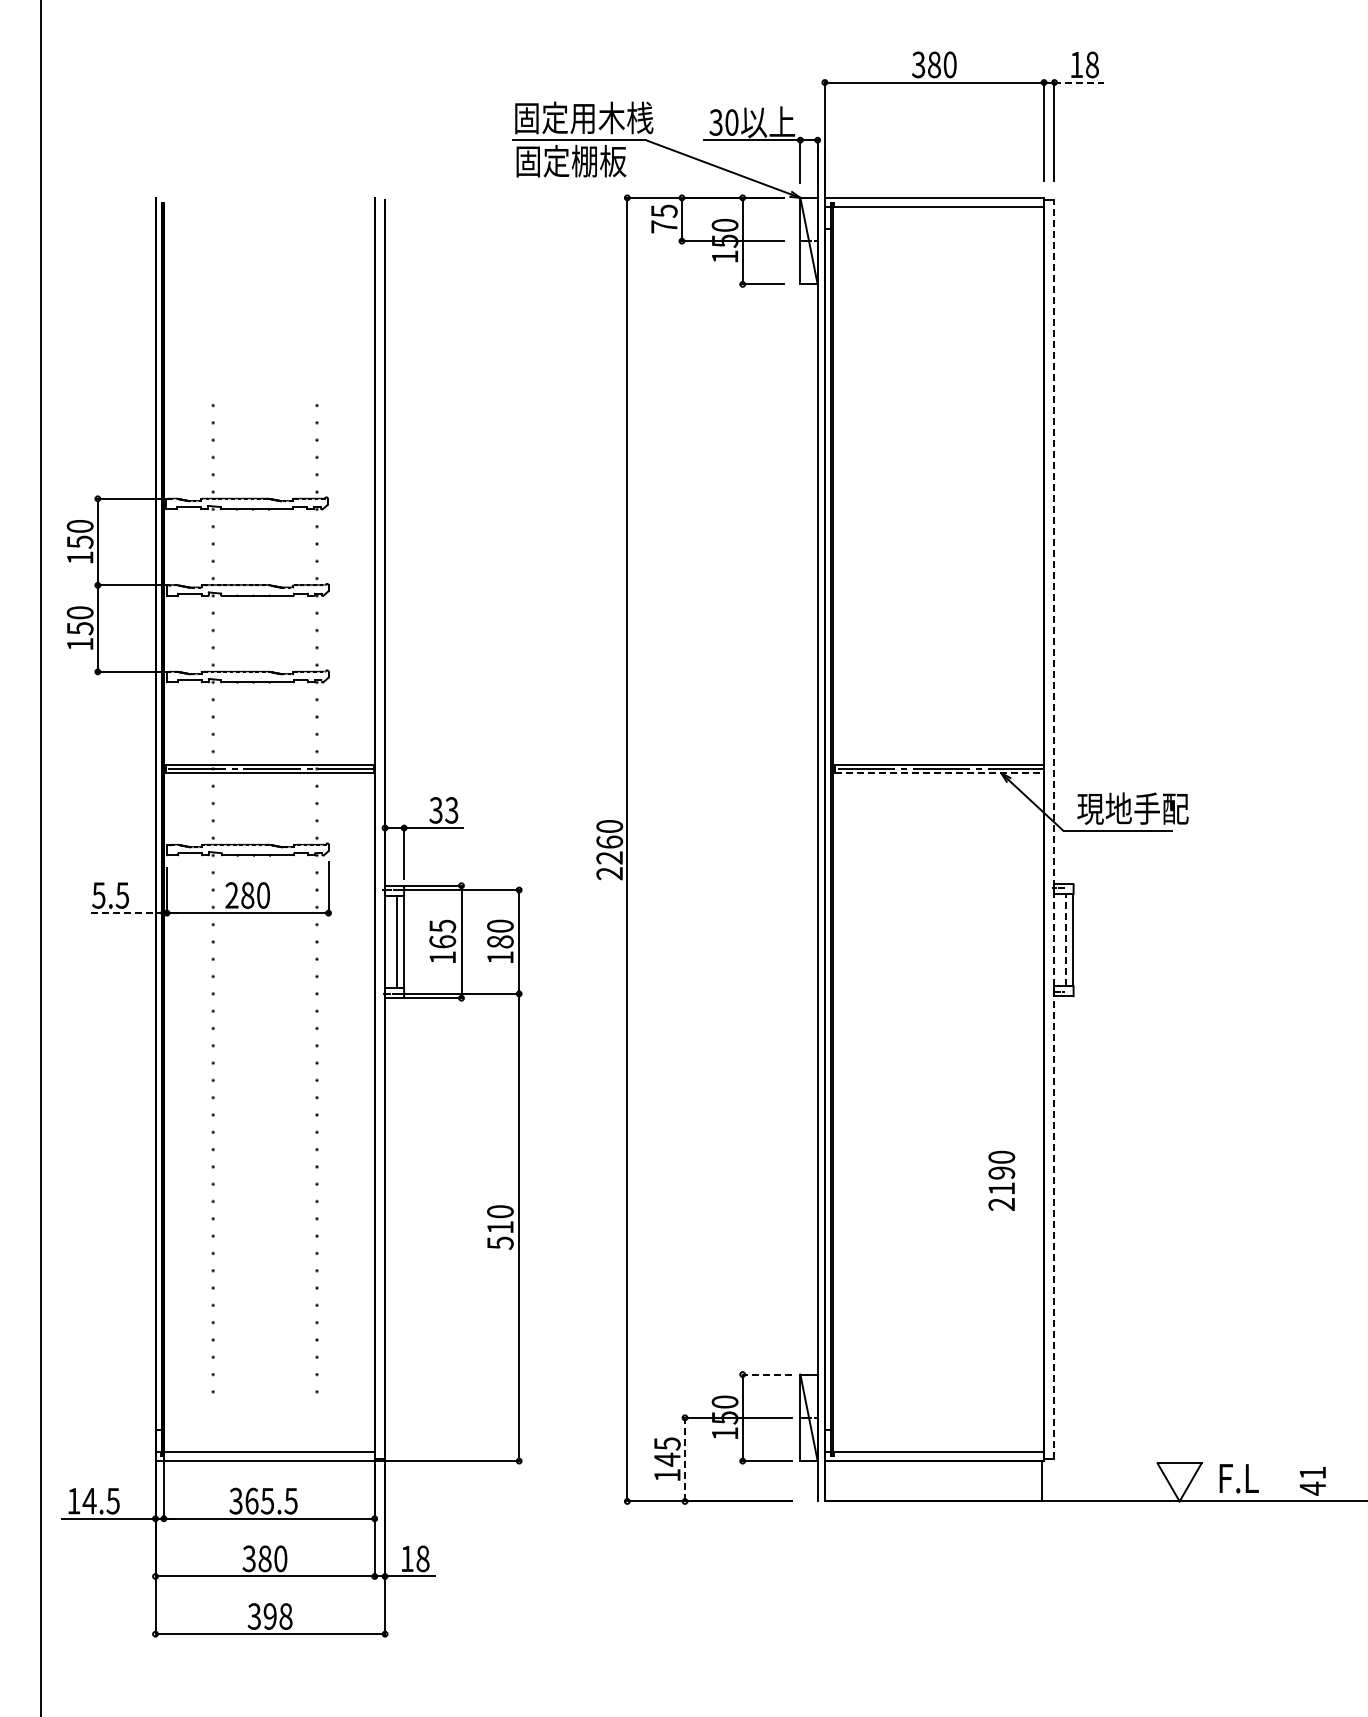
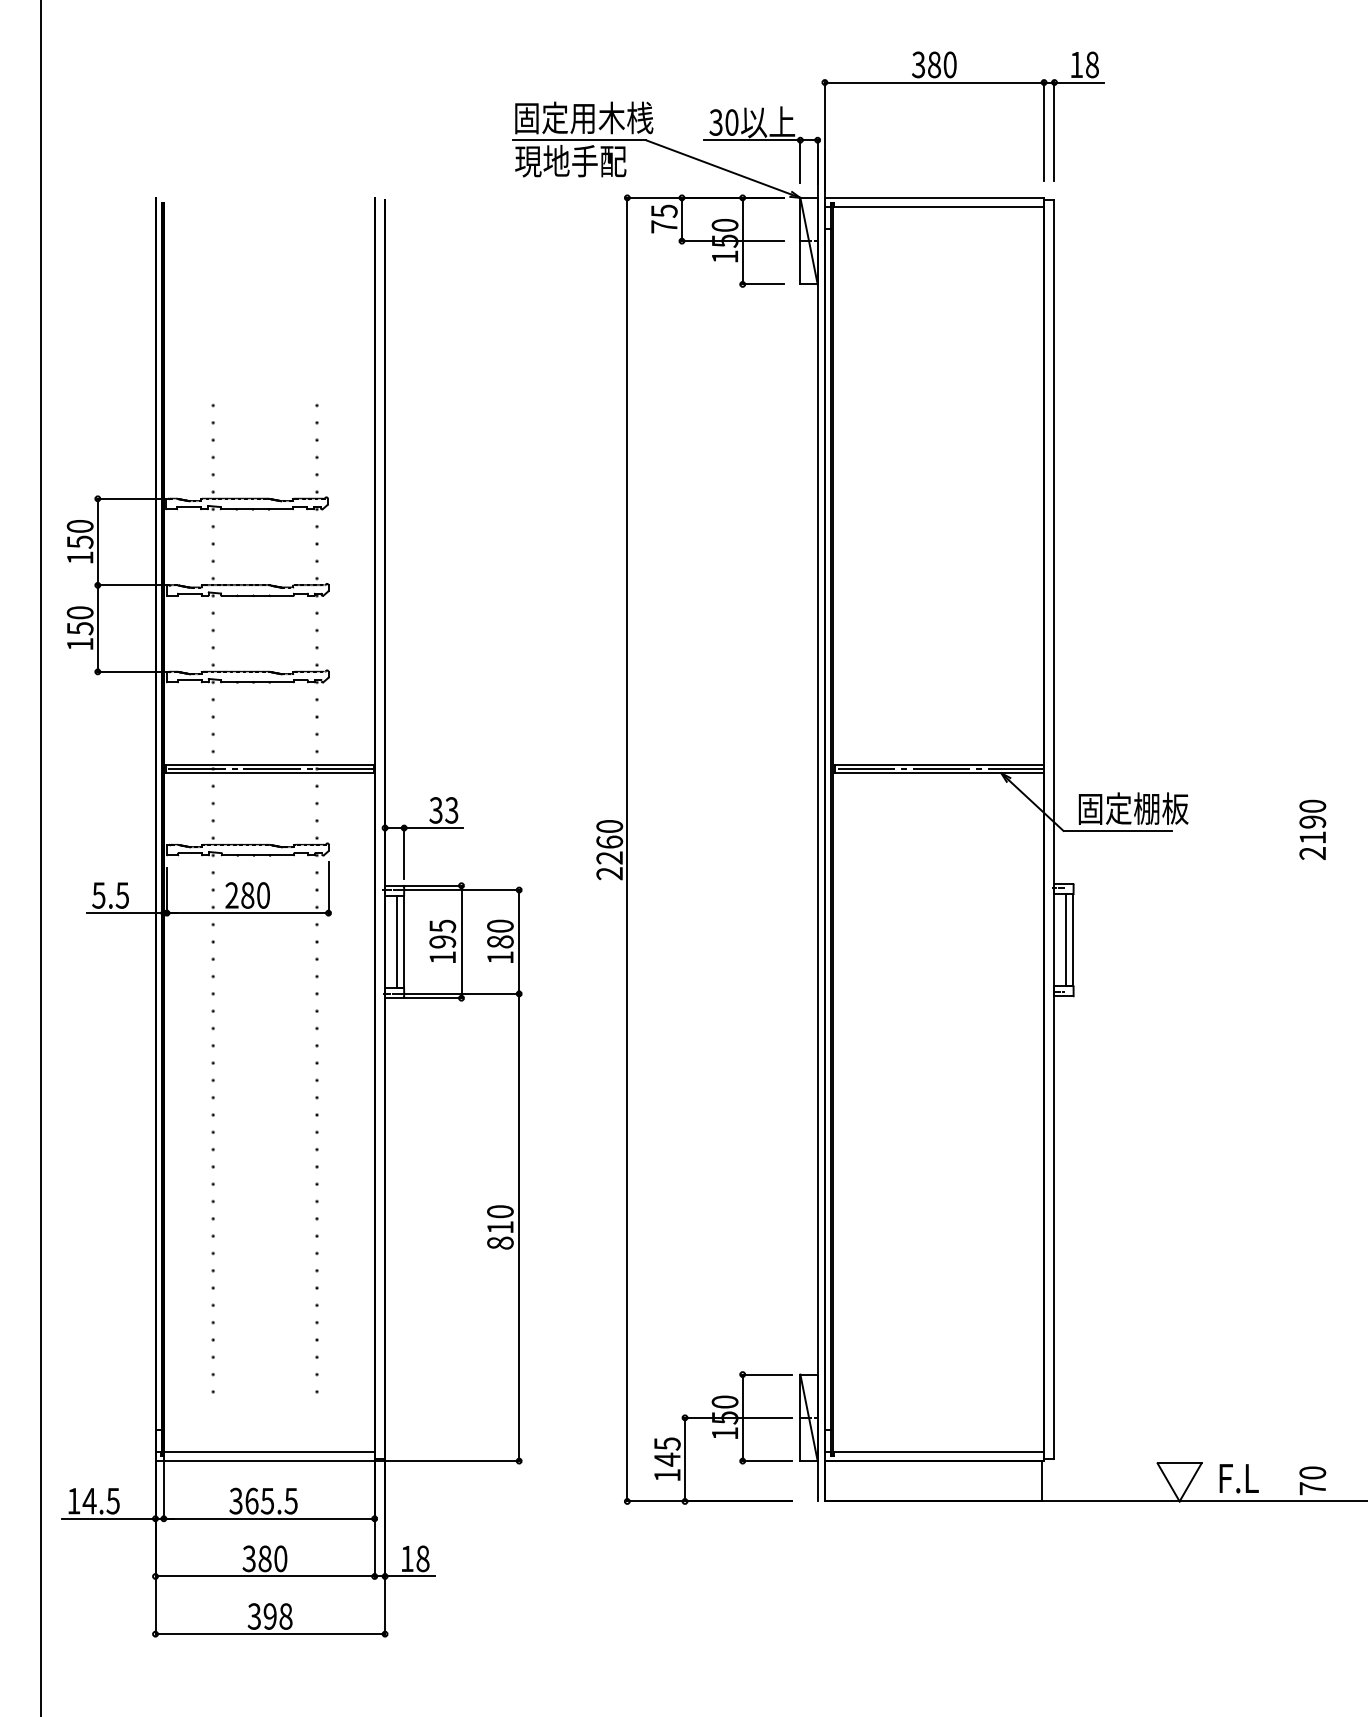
line: dashed -> solid (1079, 82)
text: 固定棚板 -> 現地手配 (570, 160)
line: dashed -> solid (940, 773)
text: 現地手配 -> 固定棚板 (1132, 808)
line: dashed -> solid (1054, 829)
line: dashed -> solid (125, 913)
line: dashed -> solid (1066, 939)
text: 165 -> 195 (442, 941)
text position: (1001, 1180) -> (1312, 829) (1312, 829)
text: 510 -> 810 (500, 1242)
line: dashed -> solid (766, 1374)
line: dashed -> solid (685, 1459)
text: 41 -> 70 (1312, 1480)
